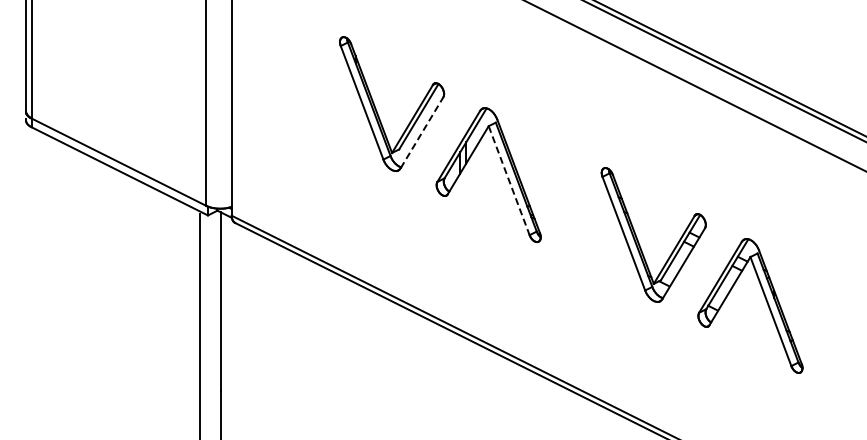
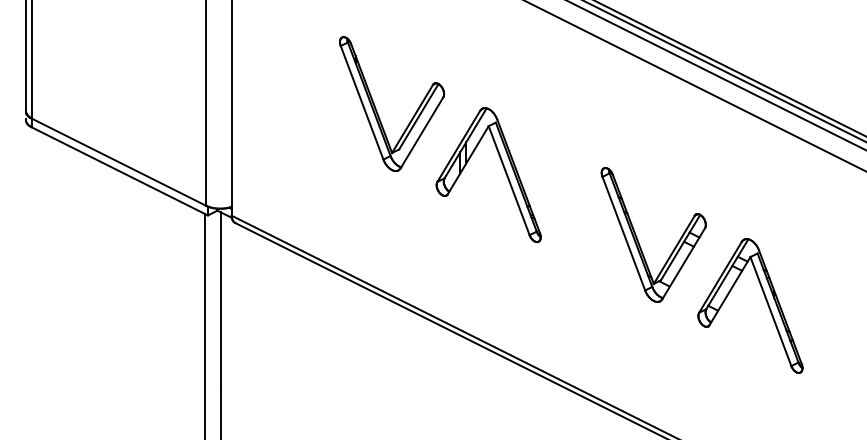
line: none -> present (716, 75)
line: dashed -> solid (422, 132)
line: dashed -> solid (509, 181)
line position: (199, 324) -> (204, 324) (204, 324)
